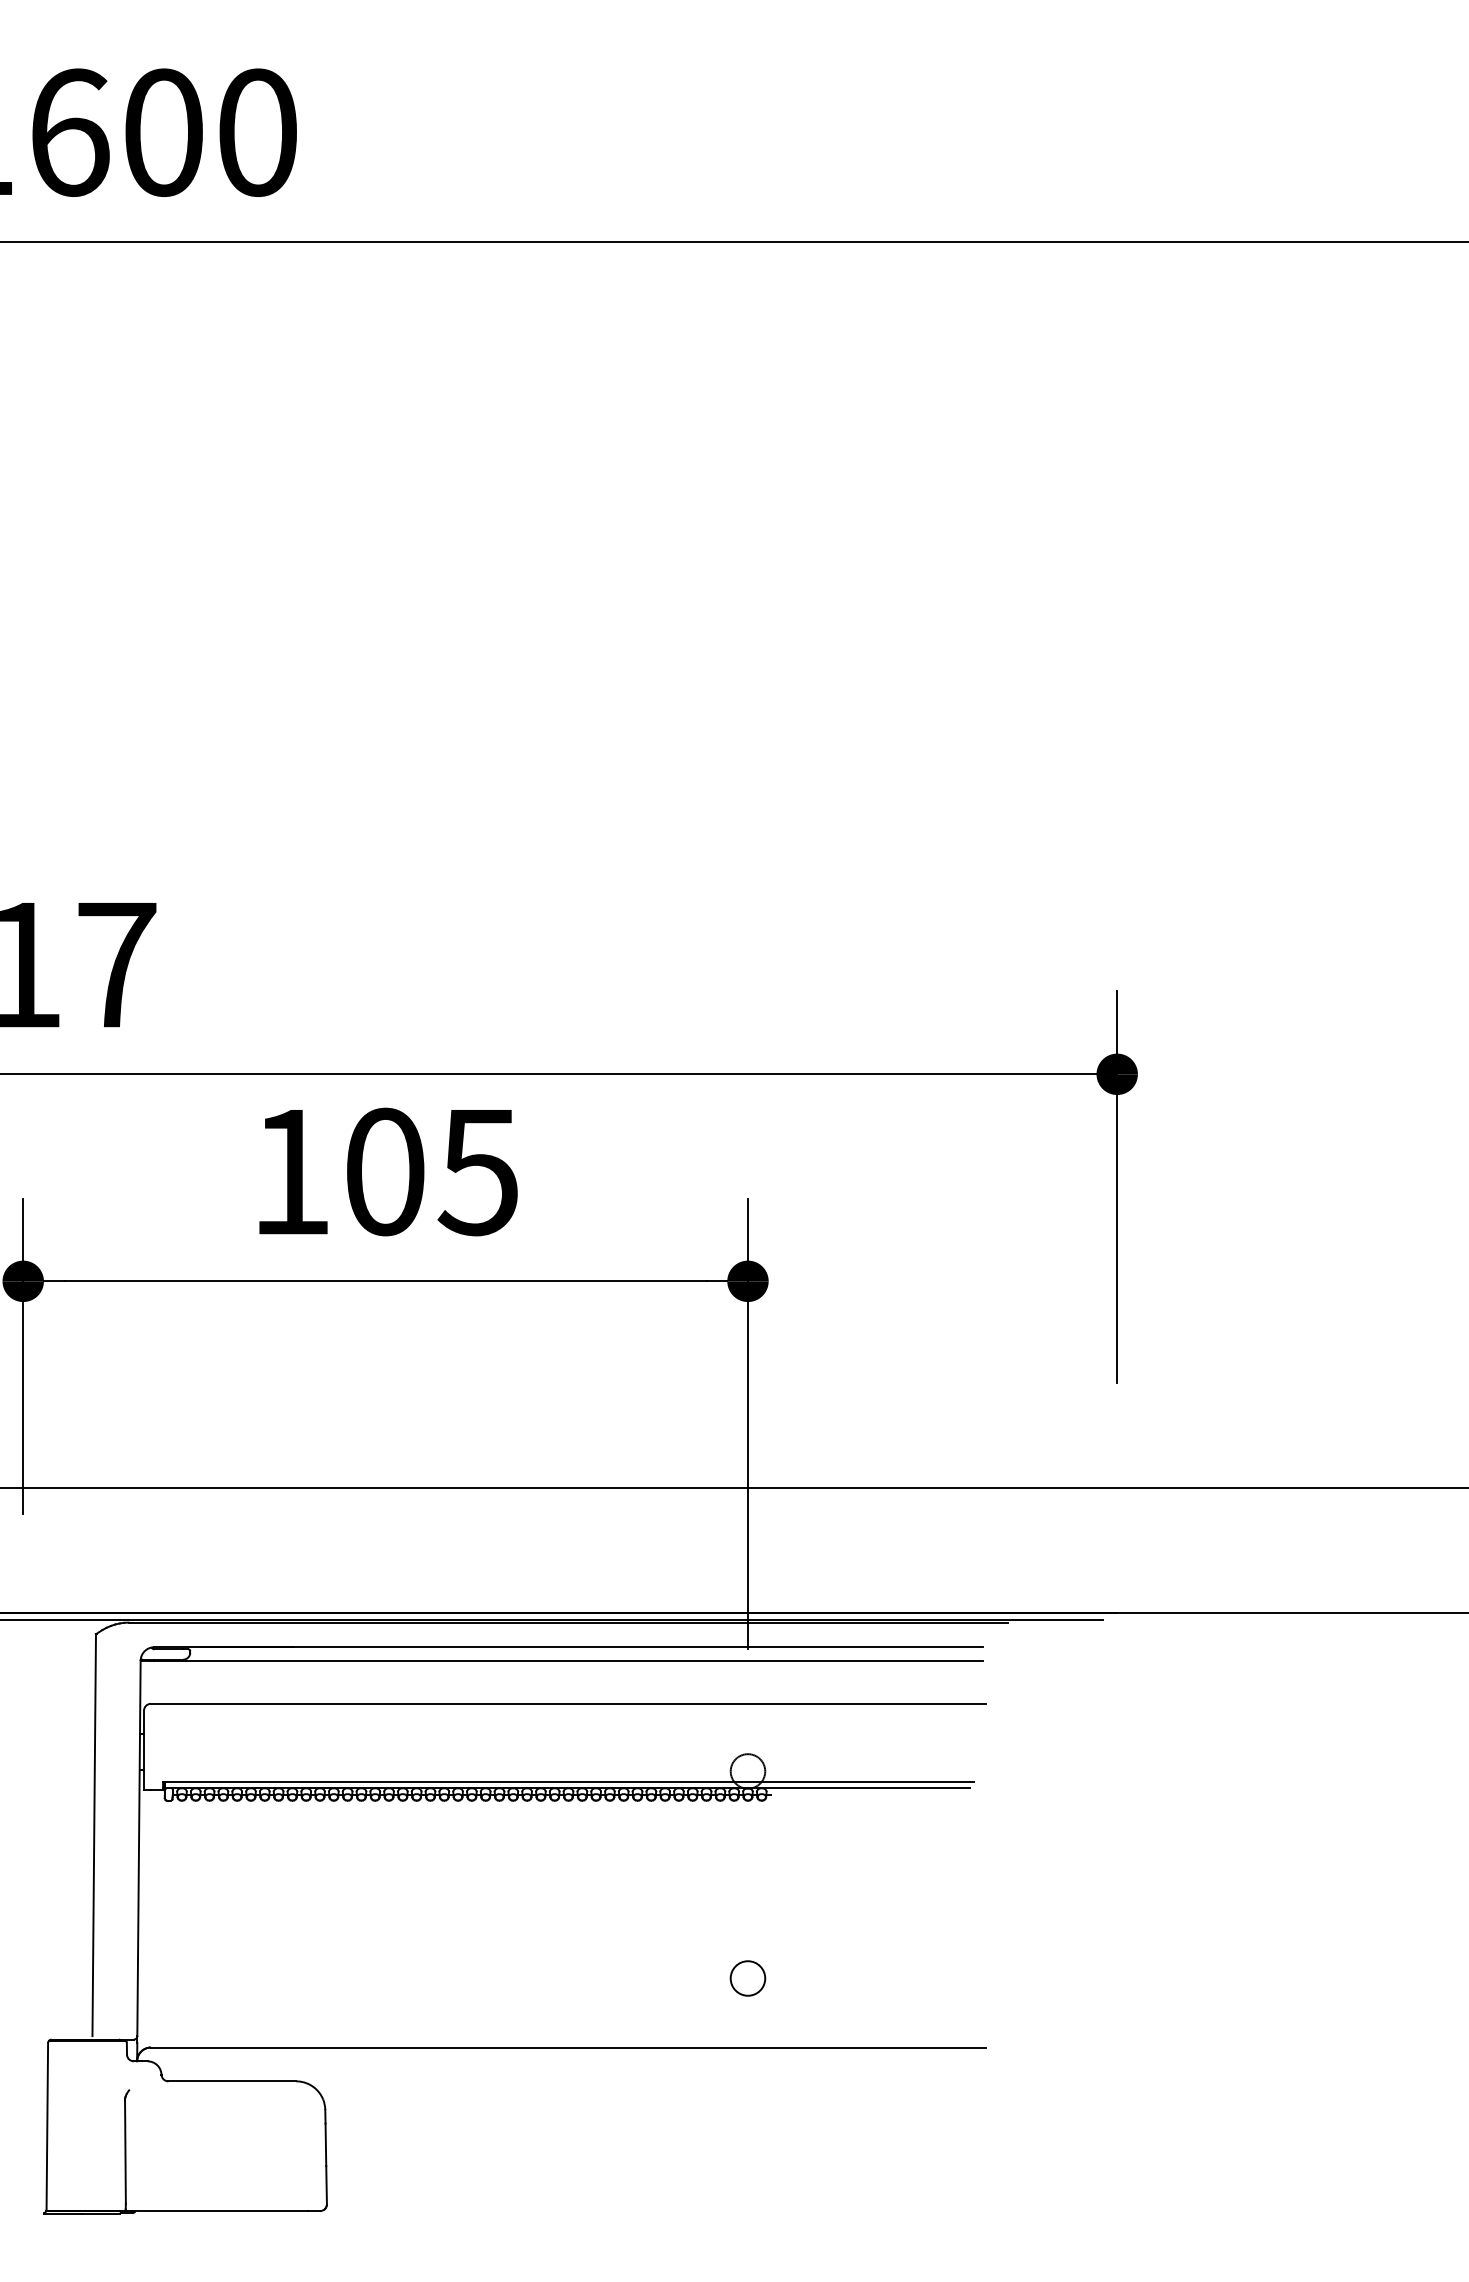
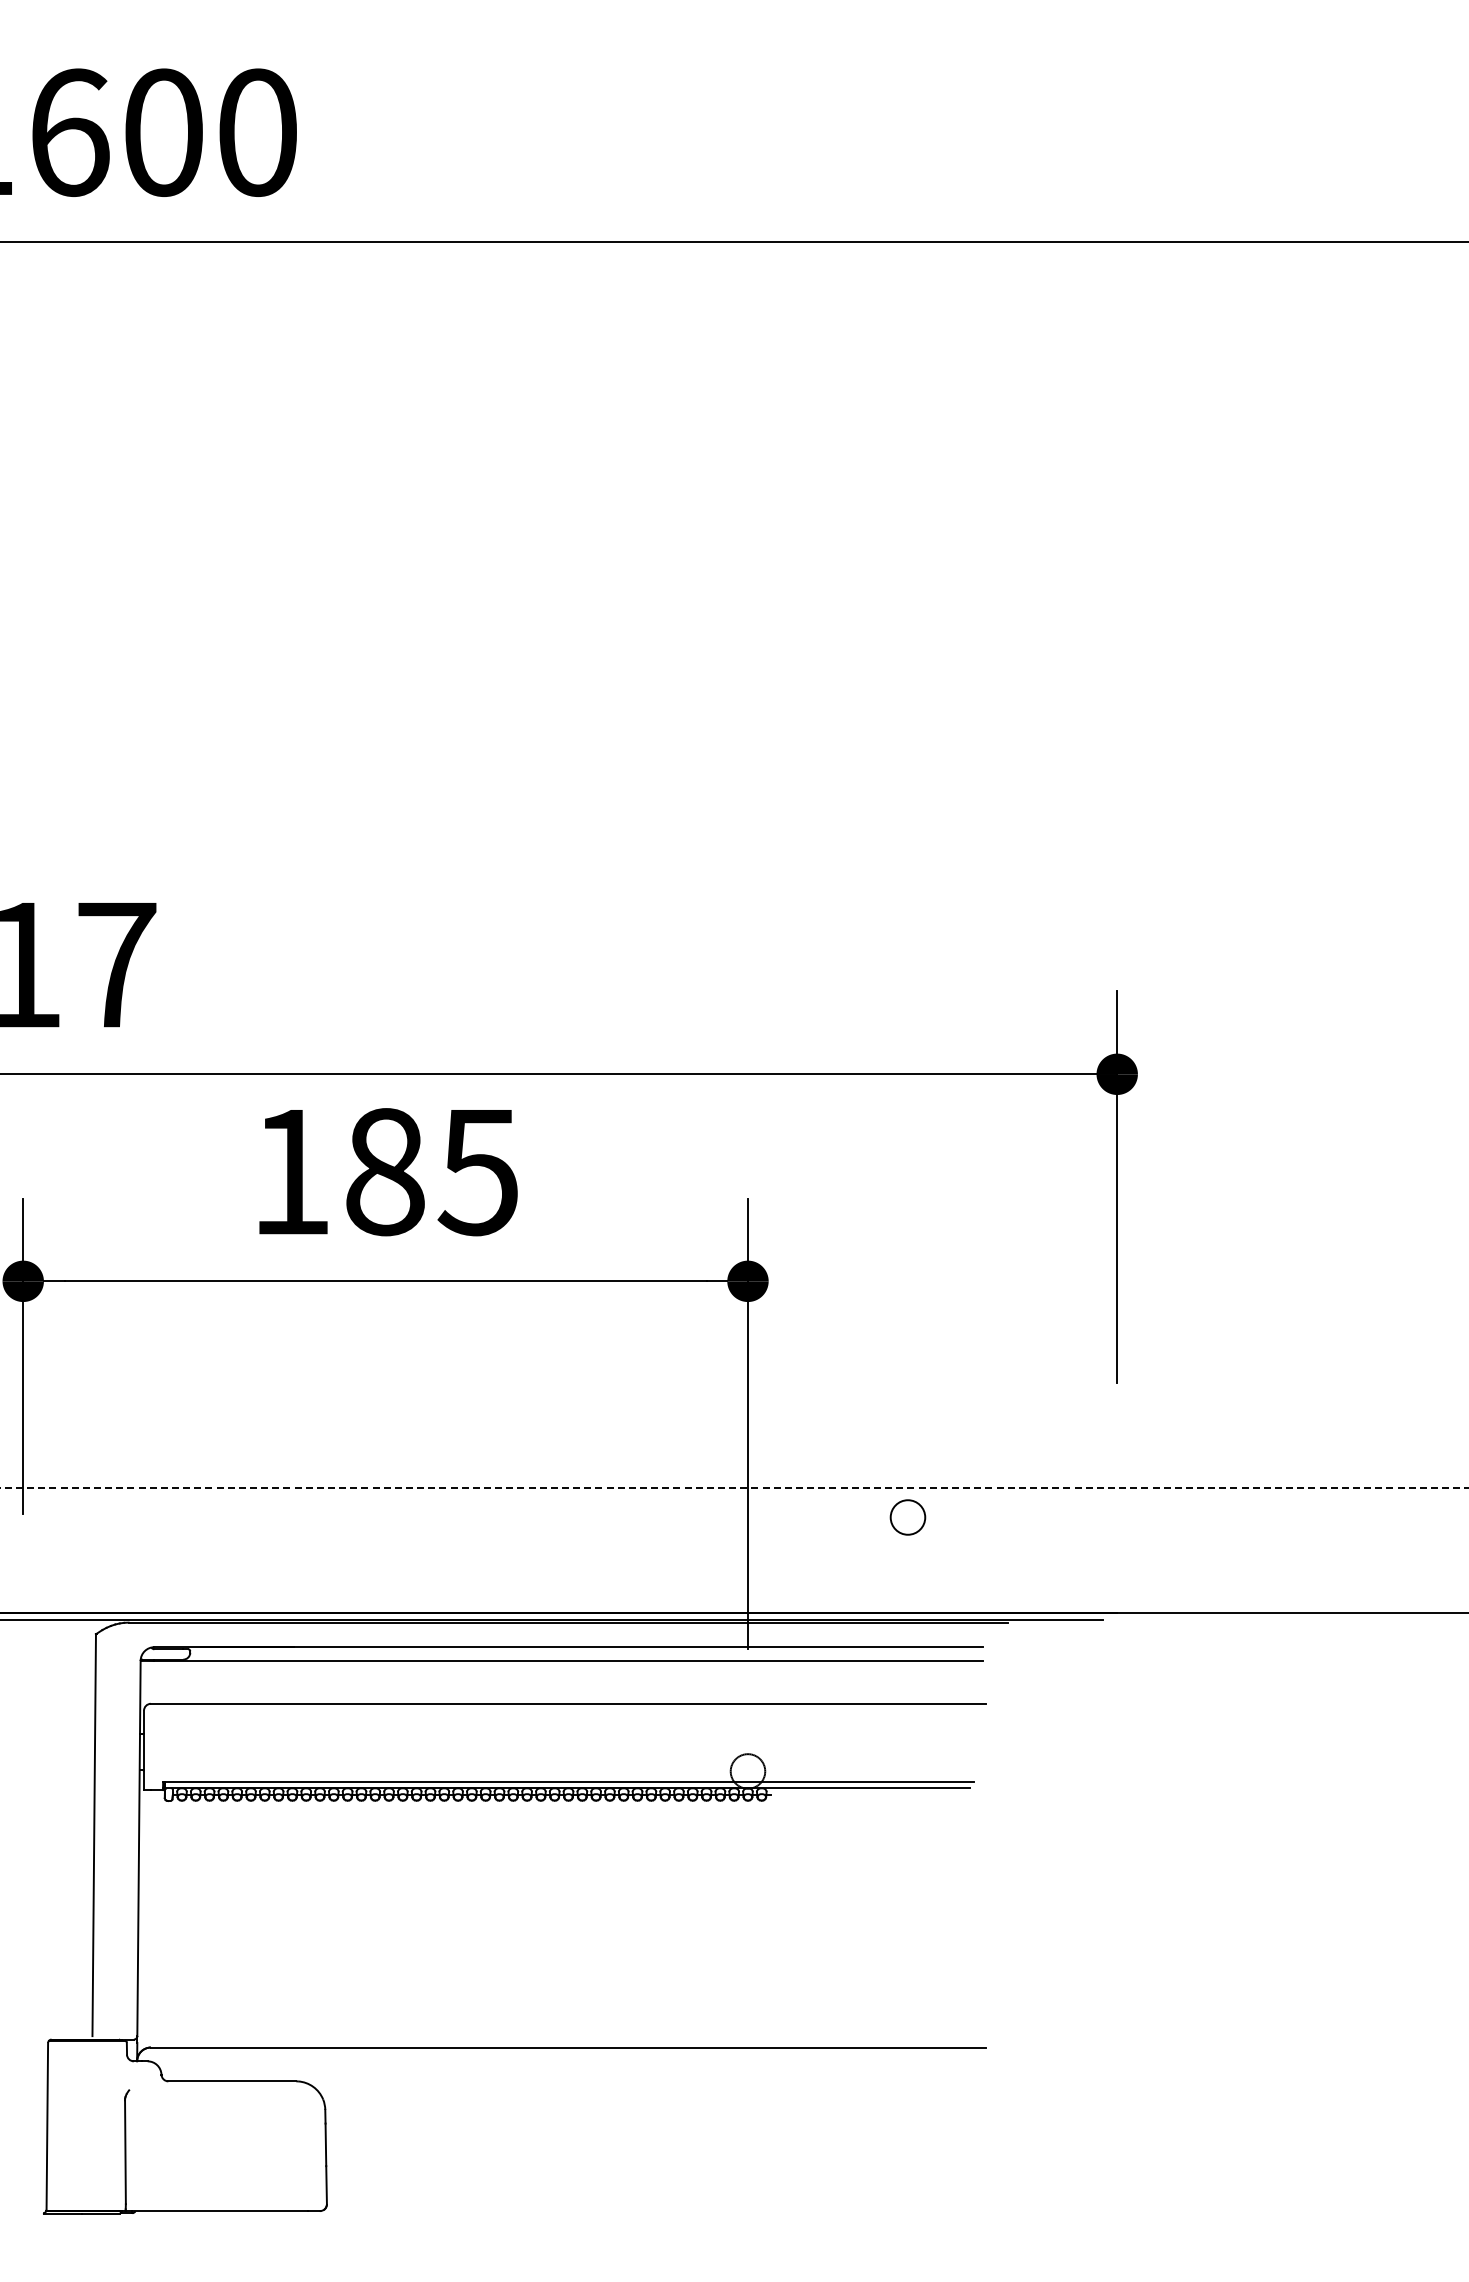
text: 105 -> 185 (385, 1171)
line: solid -> dashed (734, 1488)
circle position: (747, 1978) -> (907, 1517) (907, 1517)
